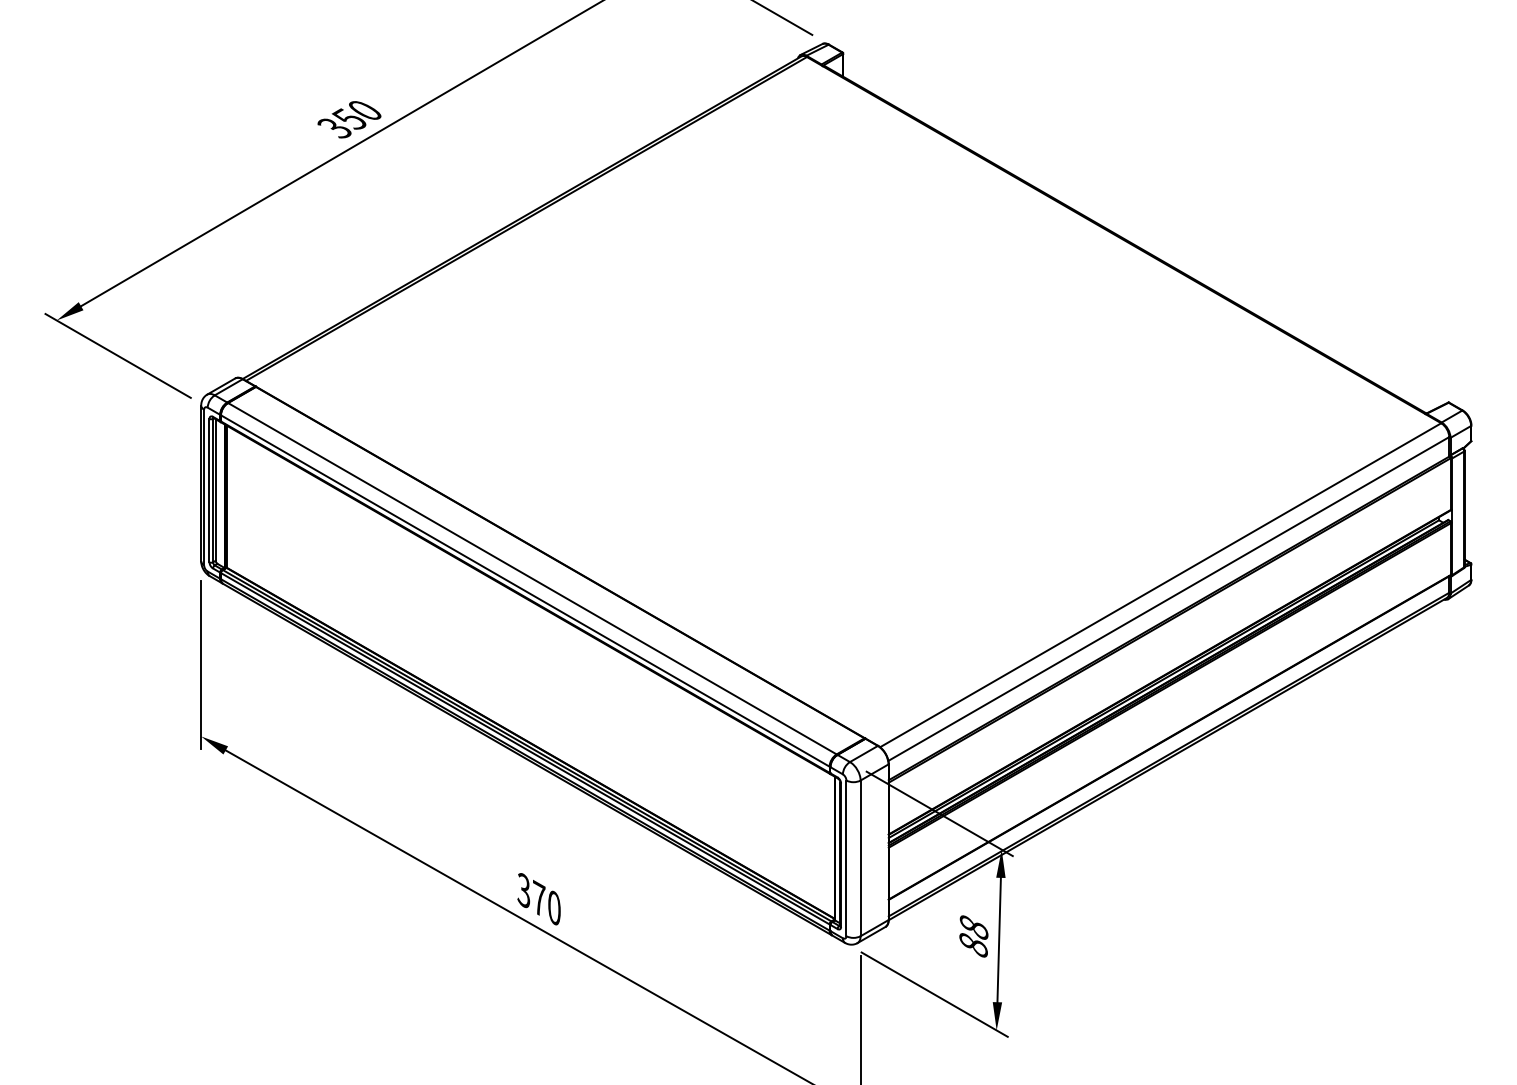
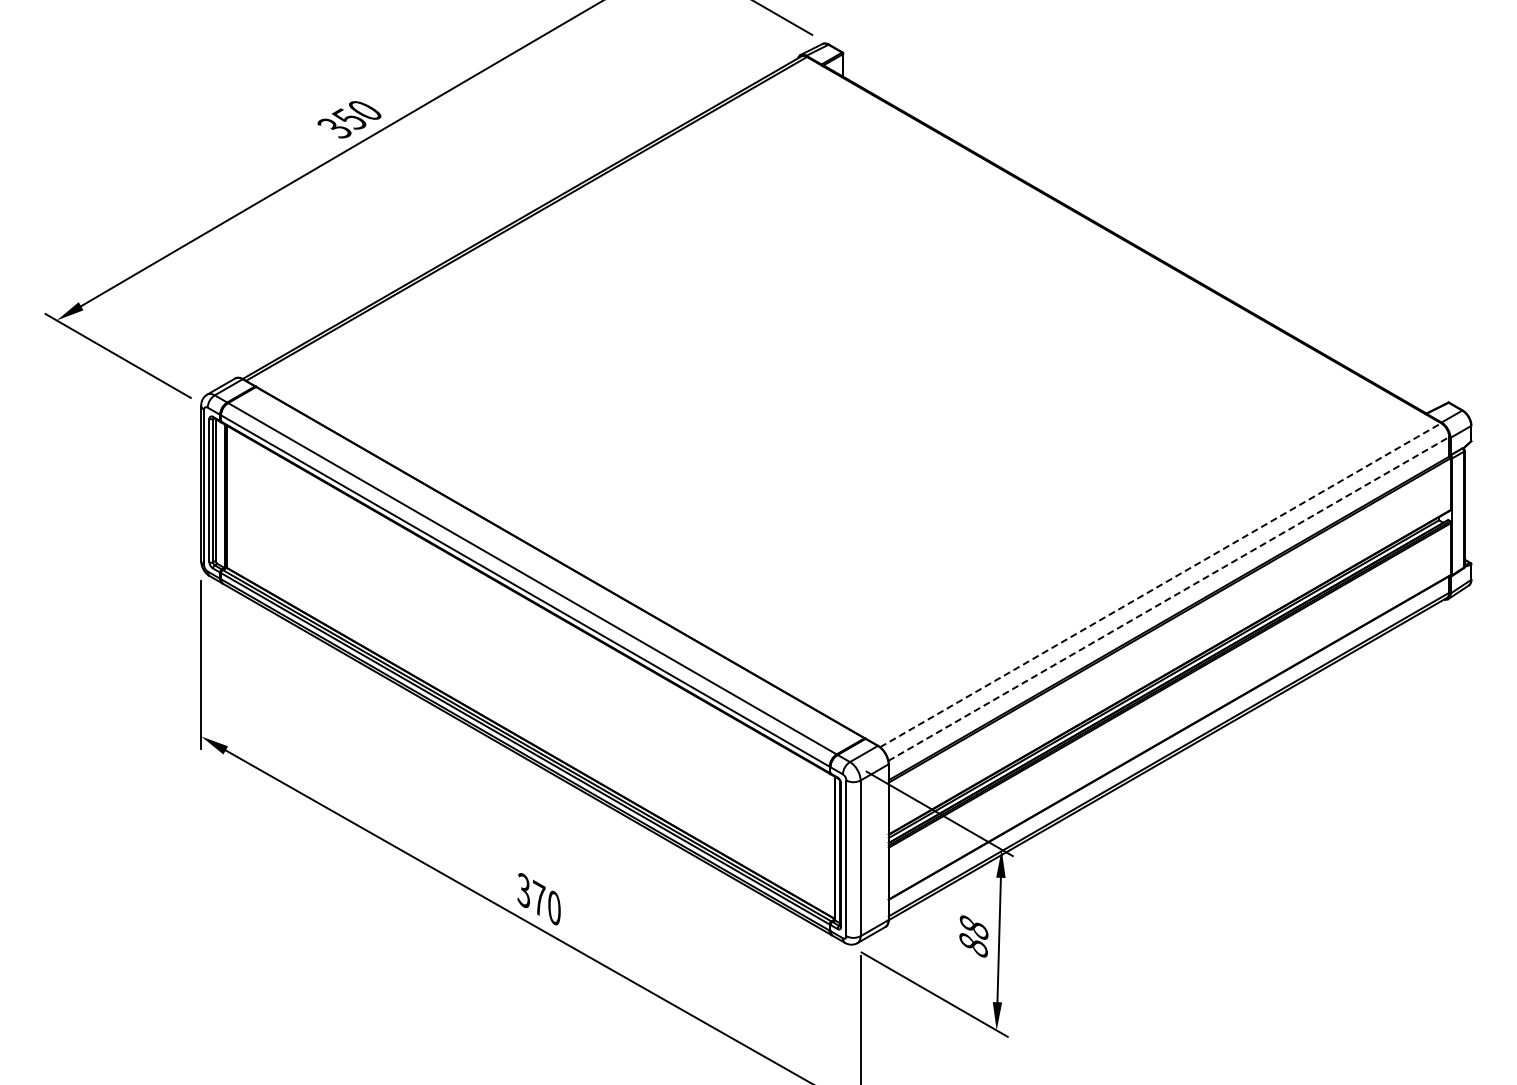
line: solid -> dashed (1160, 585)
line: solid -> dashed (1168, 598)
